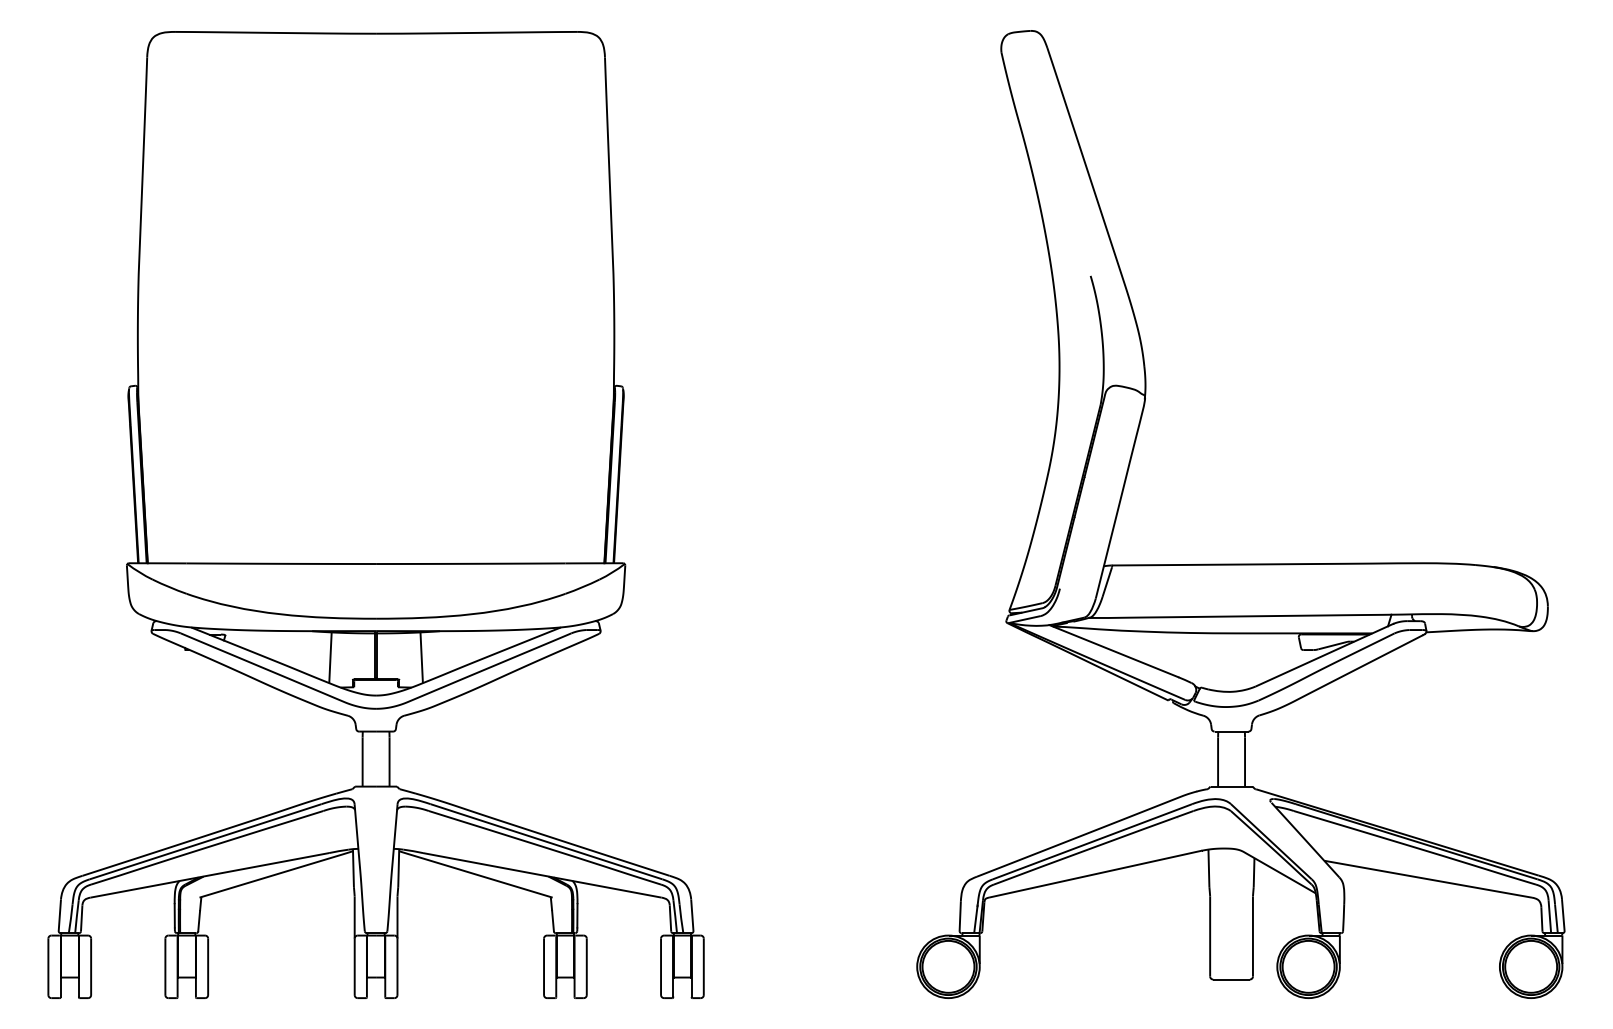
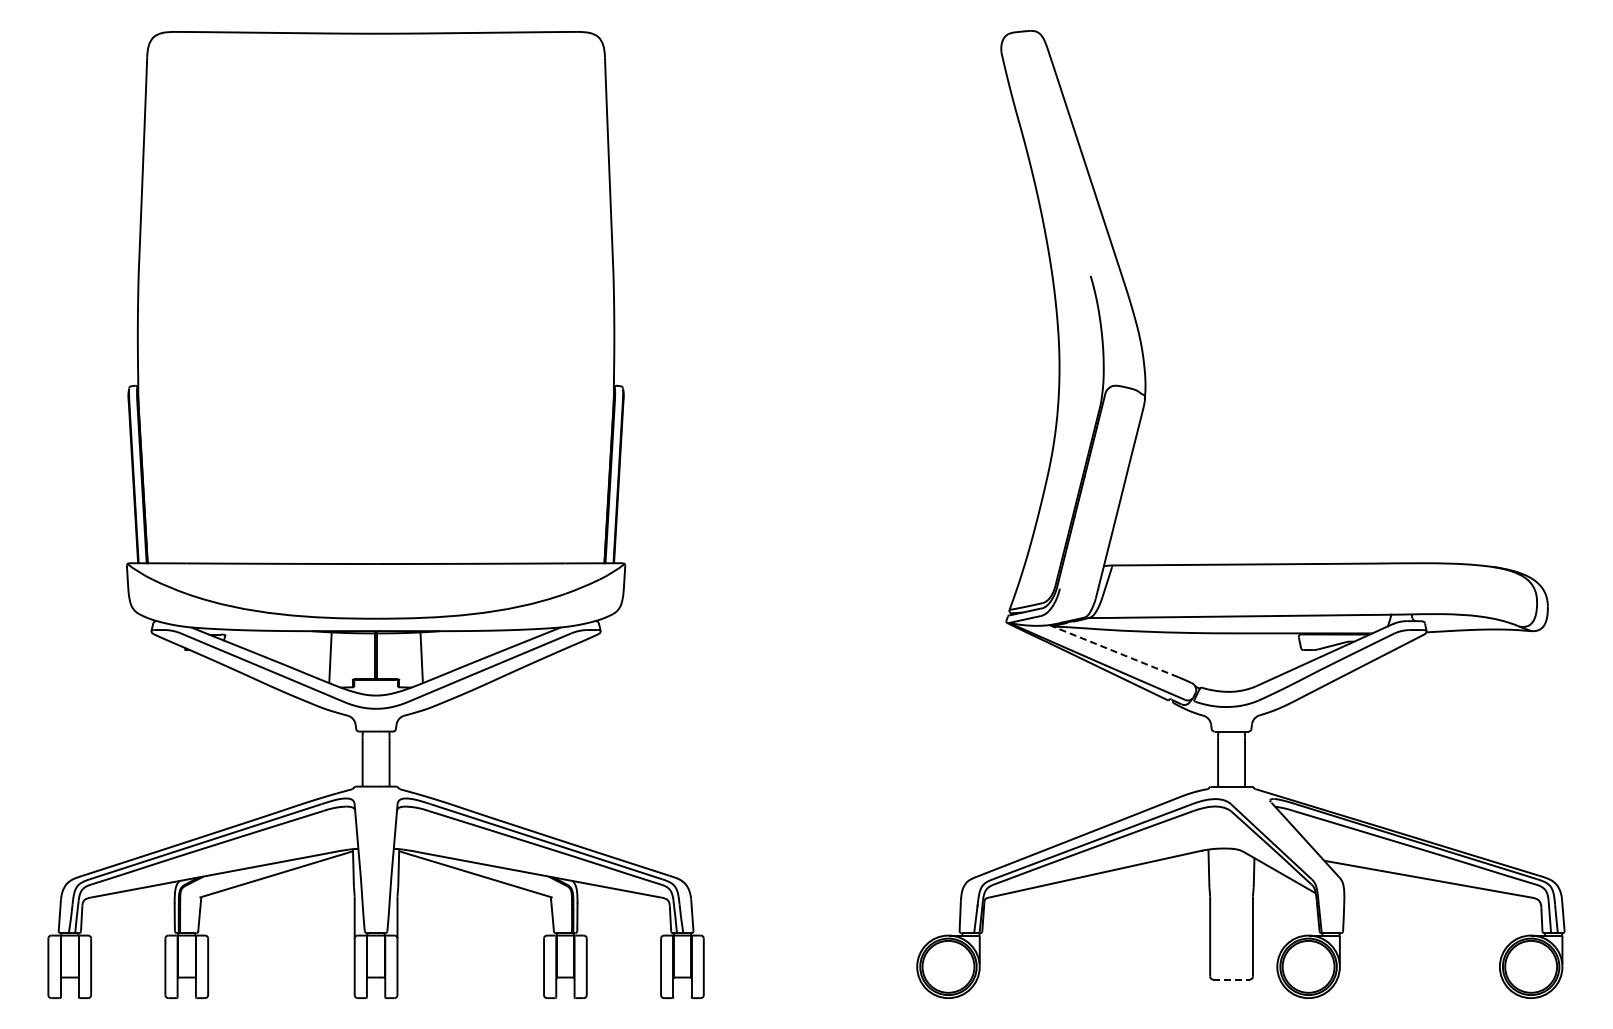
line: solid -> dashed (1114, 651)
line: solid -> dashed (1232, 979)
